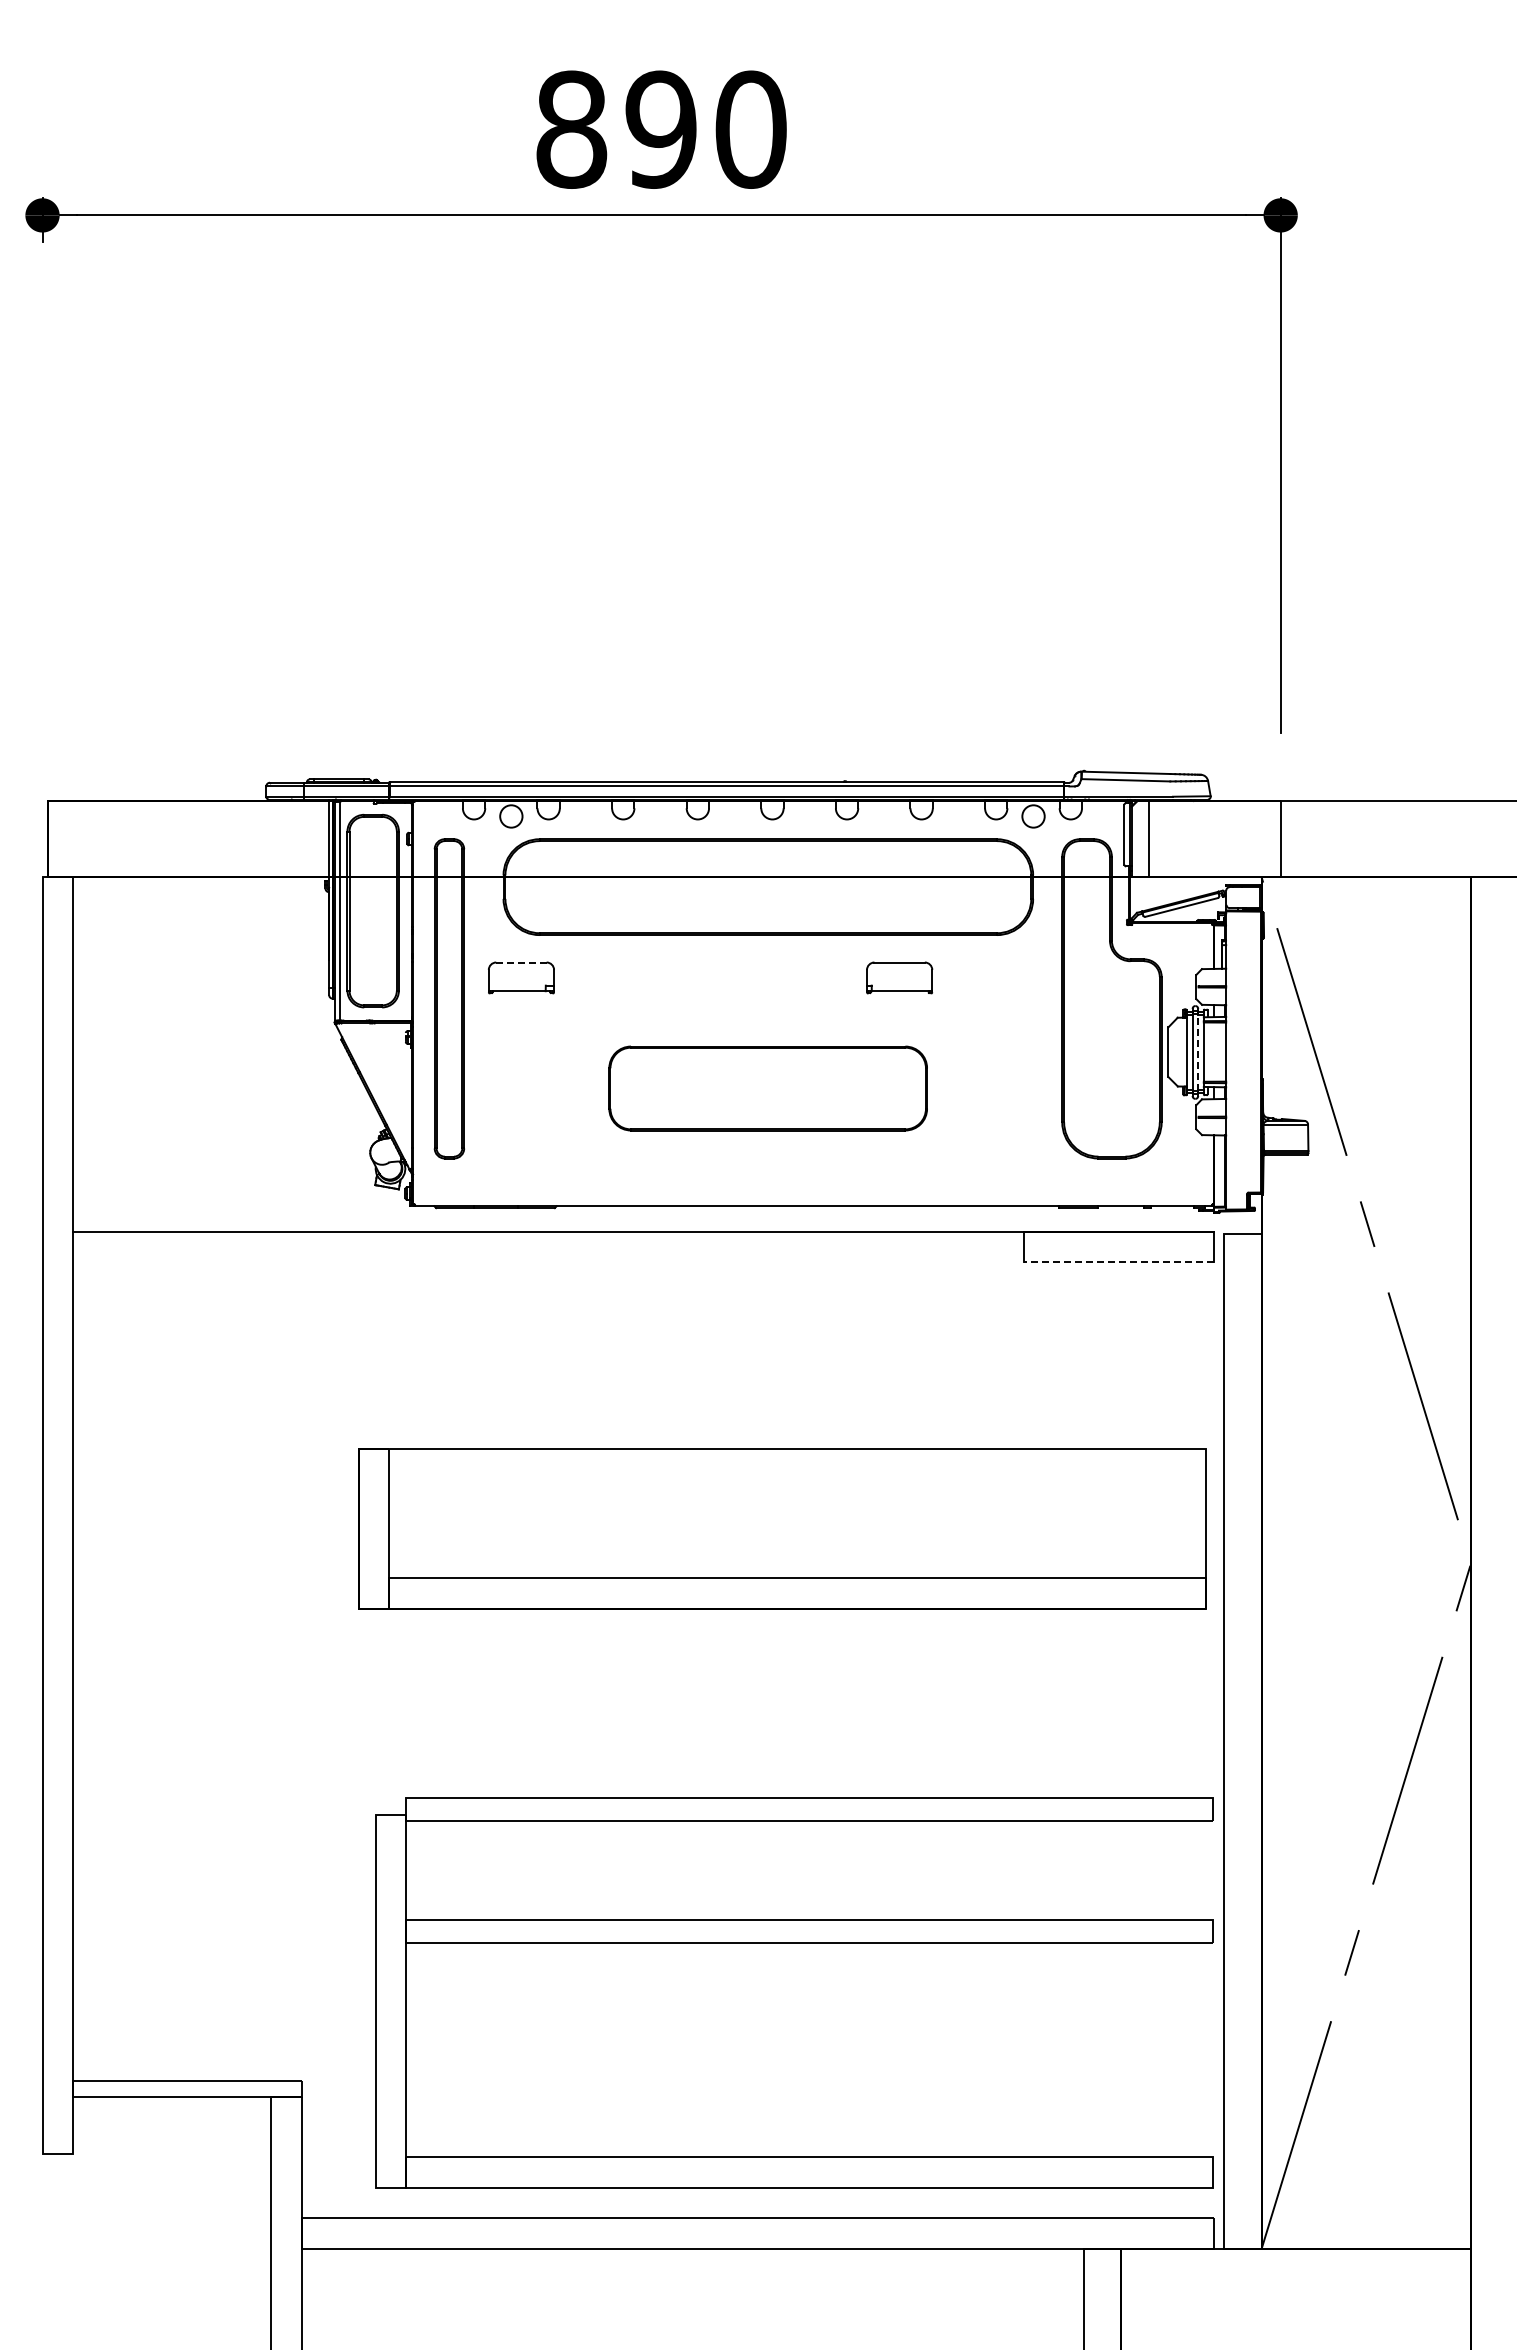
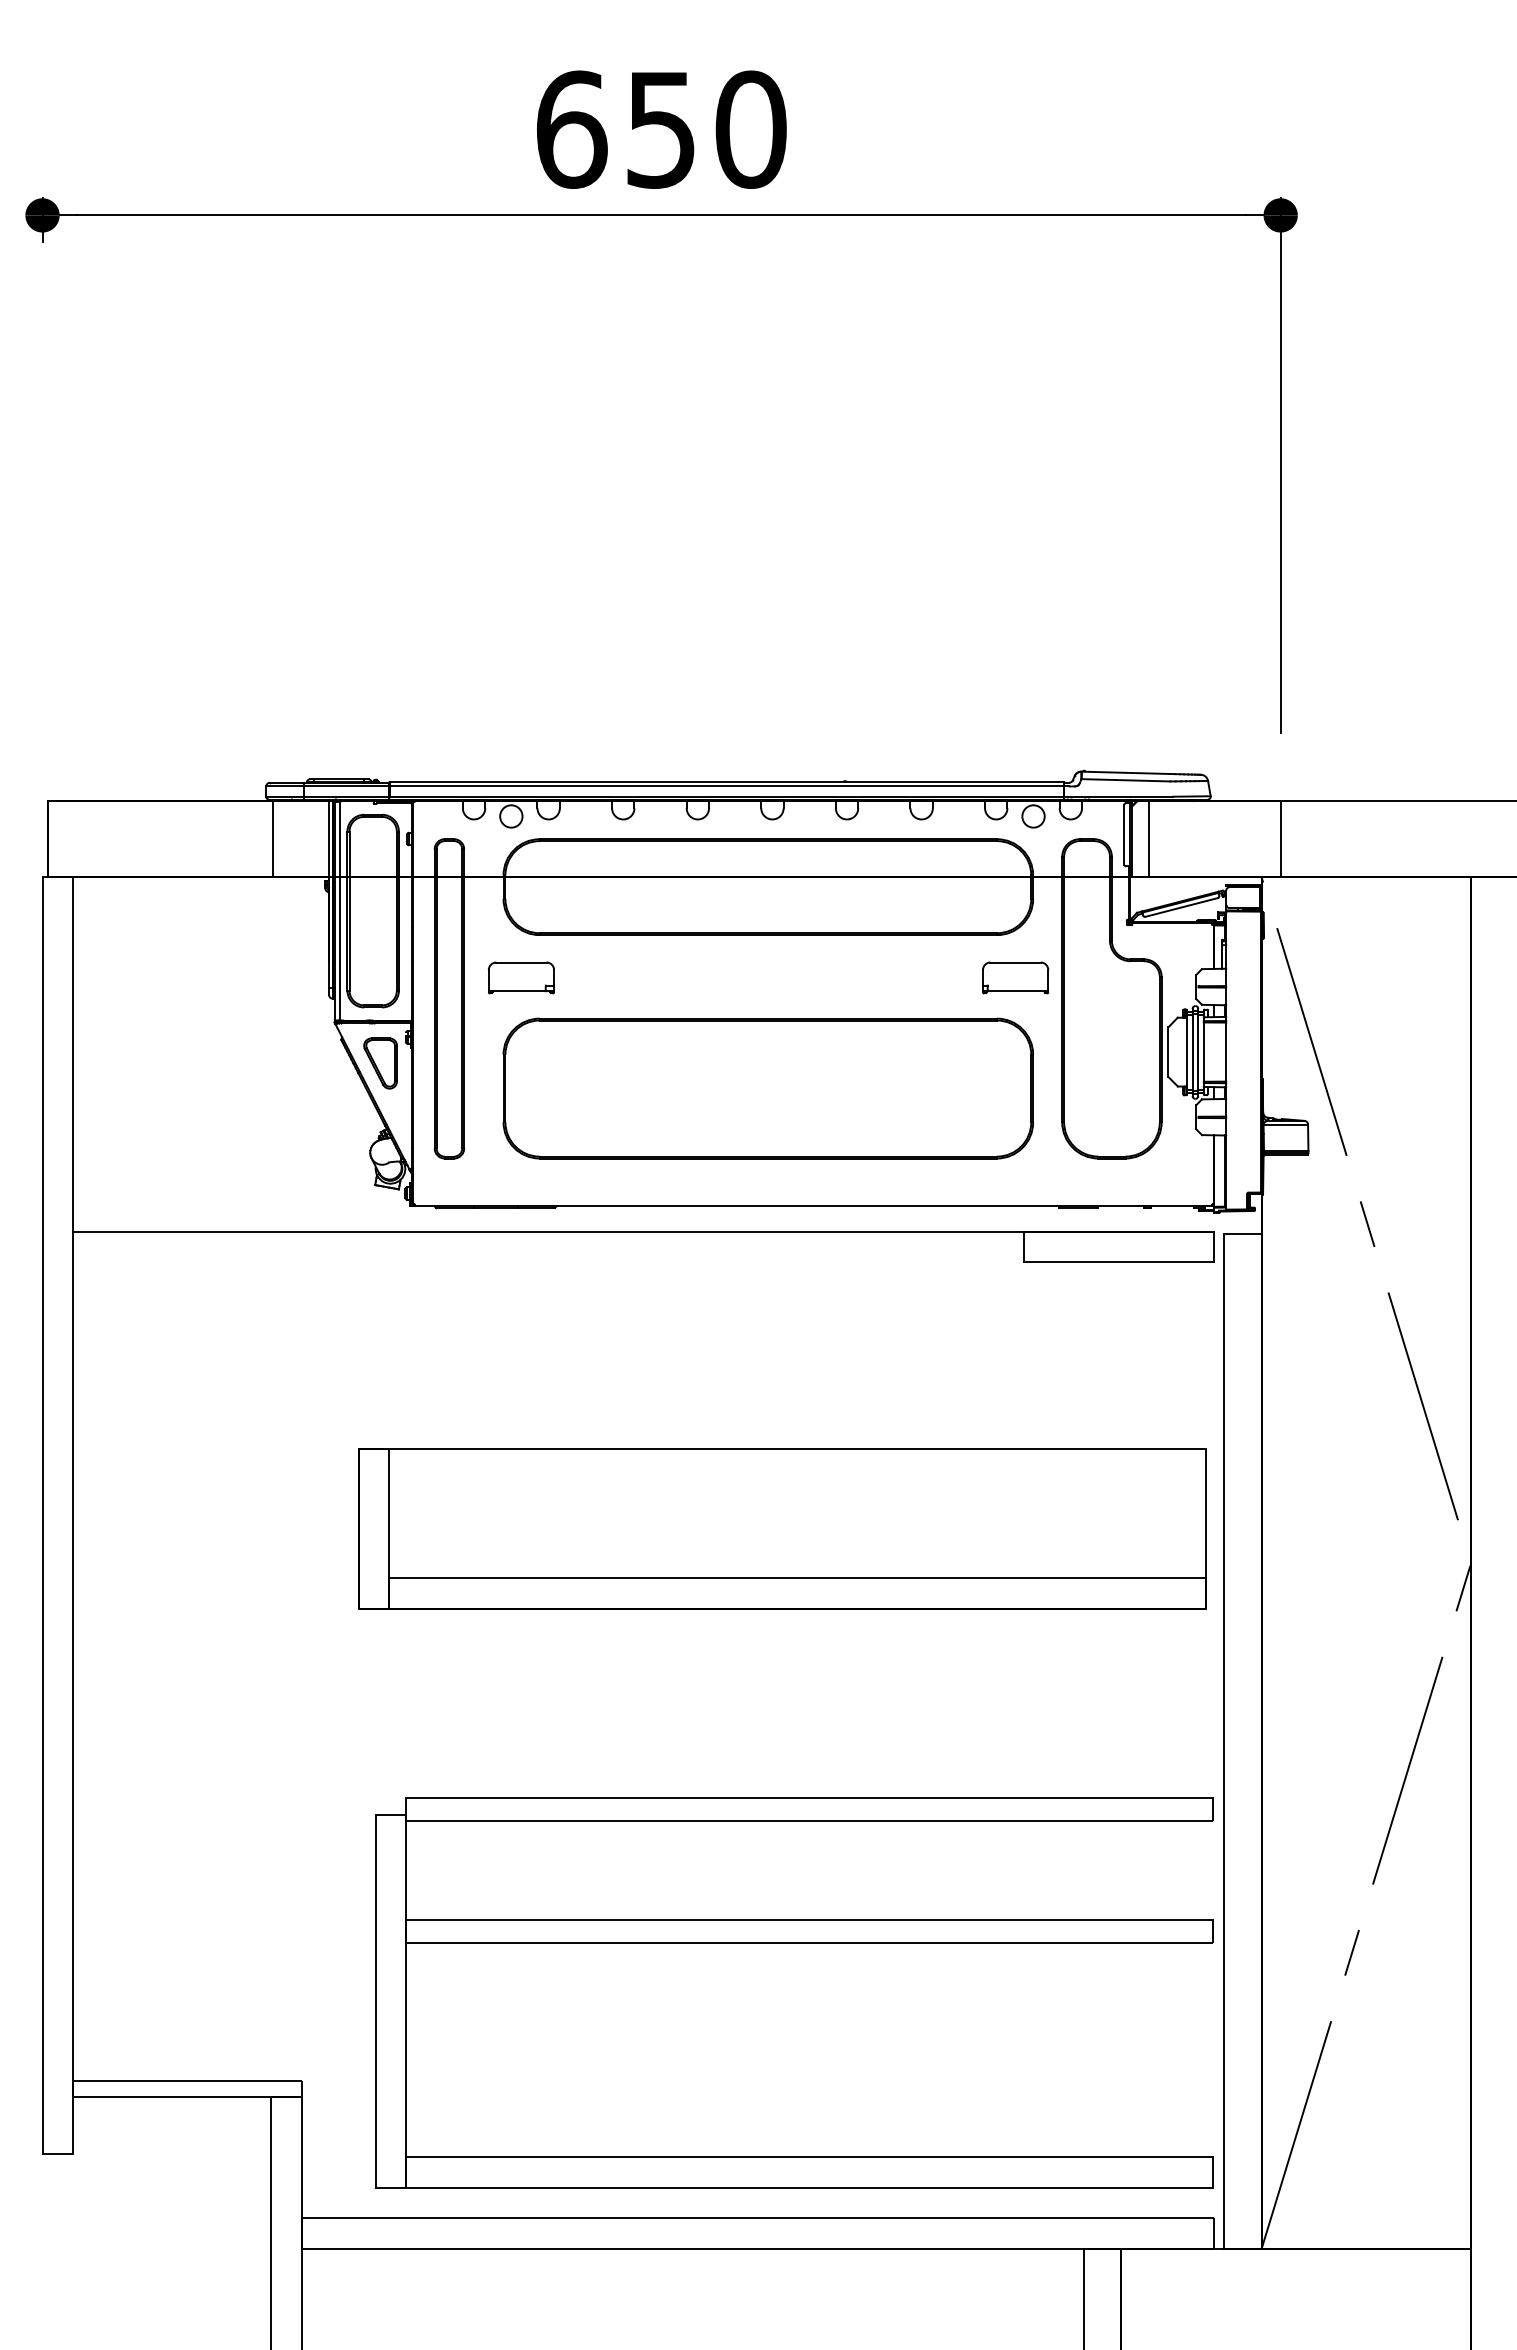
text: 890 -> 650 (616, 129)
line: none -> present (273, 839)
line: dashed -> solid (521, 962)
part position: (899, 977) -> (1015, 977) (1015, 977)
line: dashed -> solid (1198, 1051)
part: none -> present (380, 1063)
part size: 320x87 px -> 532x143 px (767, 1088)
line: dashed -> solid (1118, 1262)
